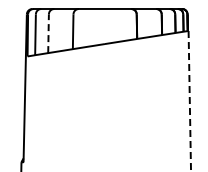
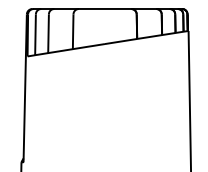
line: dashed -> solid (48, 33)
line: dashed -> solid (189, 101)
